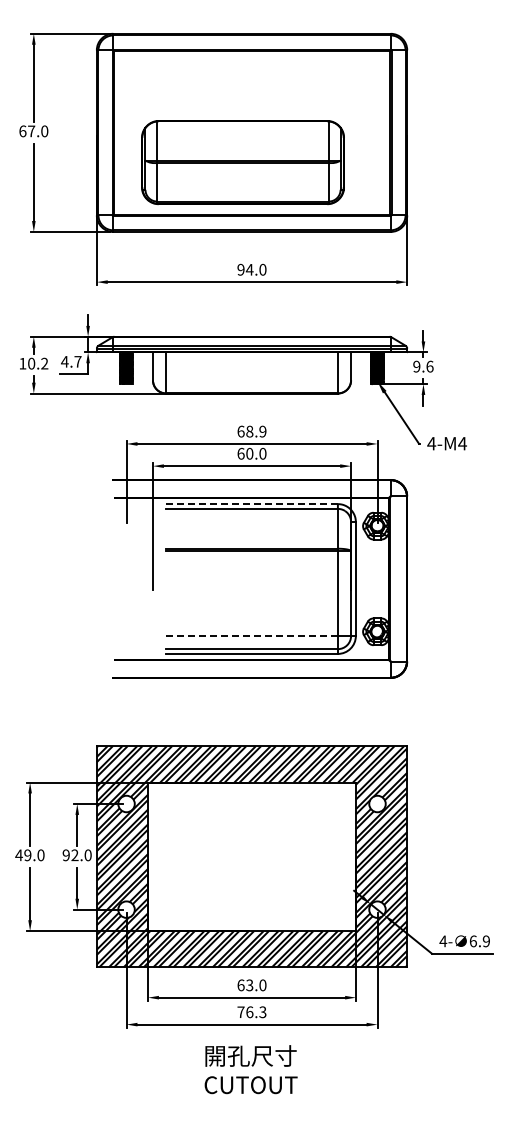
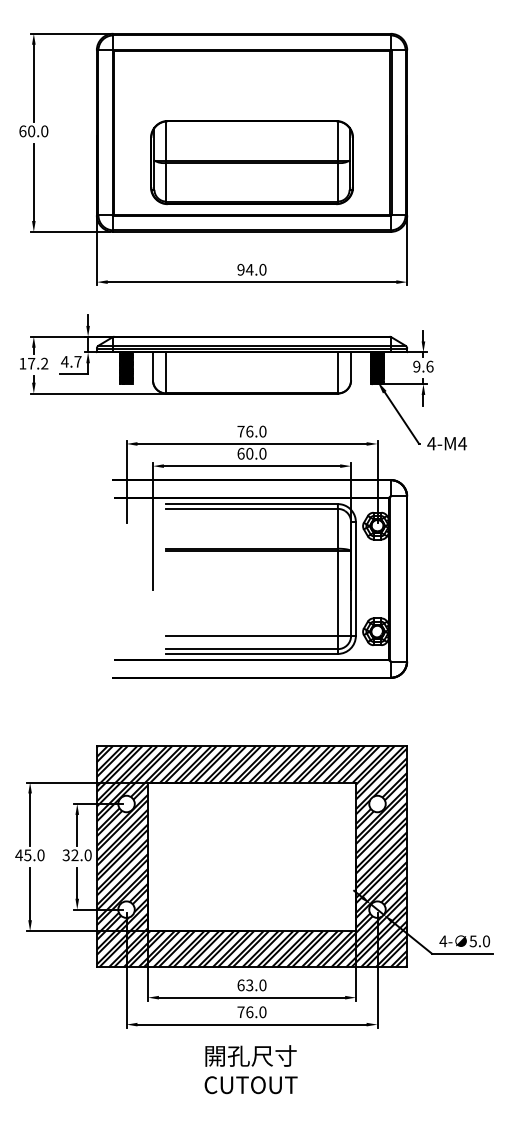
text: 67.0 -> 60.0 (31, 131)
part position: (242, 162) -> (251, 162) (251, 162)
text: 10.2 -> 17.2 (31, 363)
text: 68.9 -> 76.0 (251, 431)
line: dashed -> solid (252, 504)
line: dashed -> solid (252, 635)
text: 92.0 -> 32.0 (65, 854)
text: 49.0 -> 45.0 (27, 855)
text: 6.9 -> 5.0 (479, 941)
text: 76.3 -> 76.0 (262, 1012)
